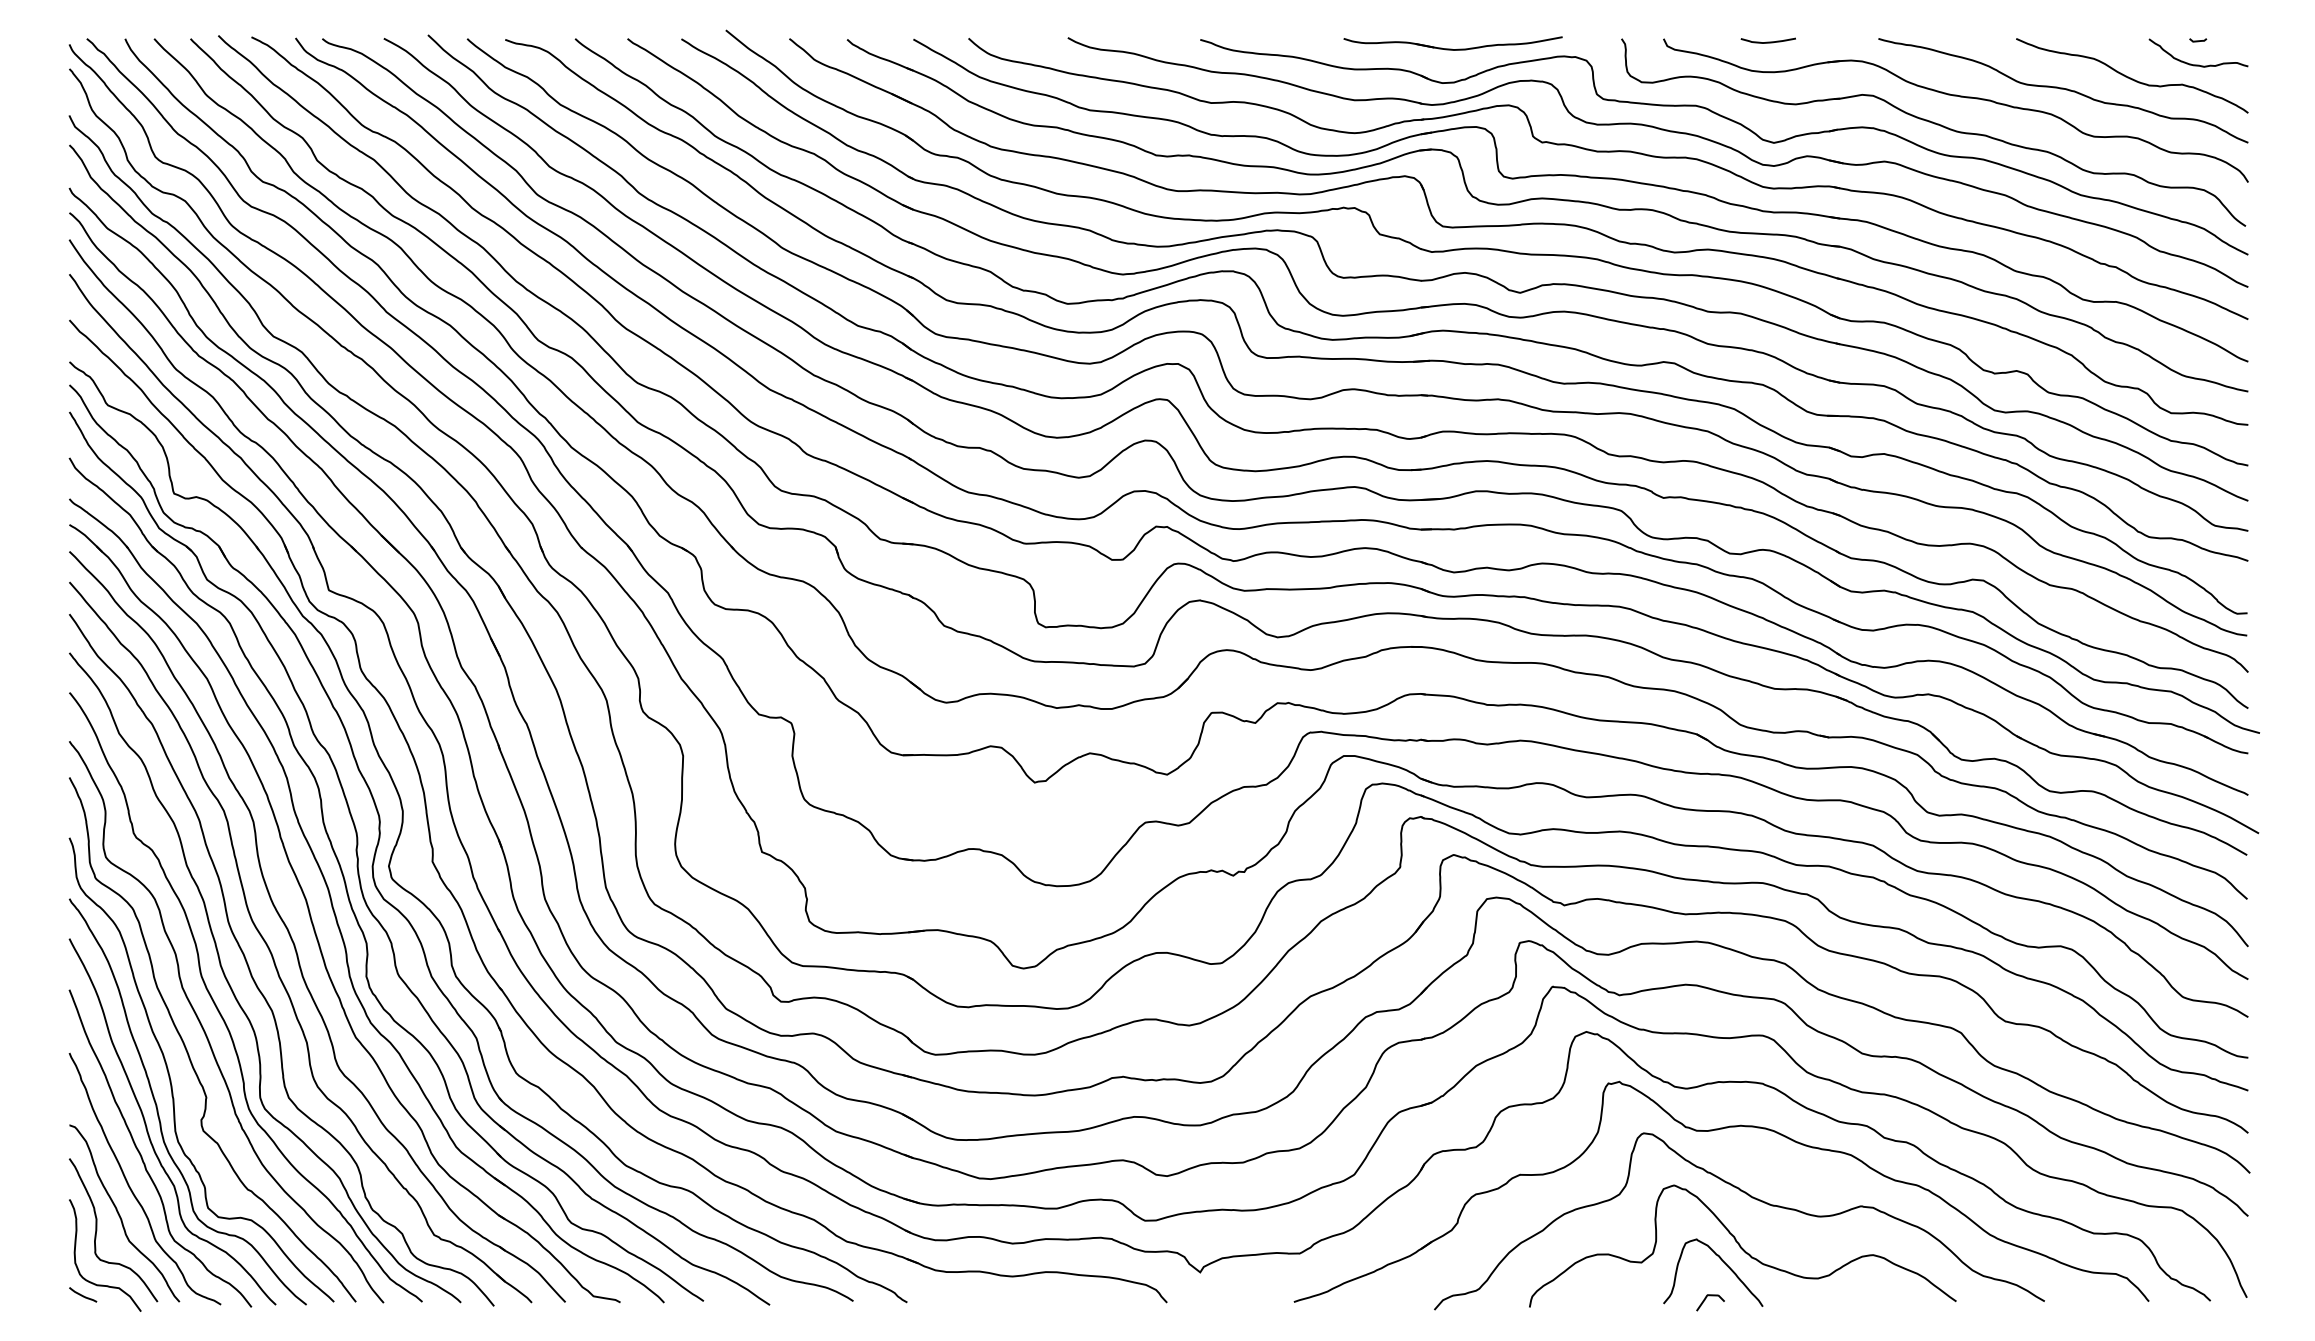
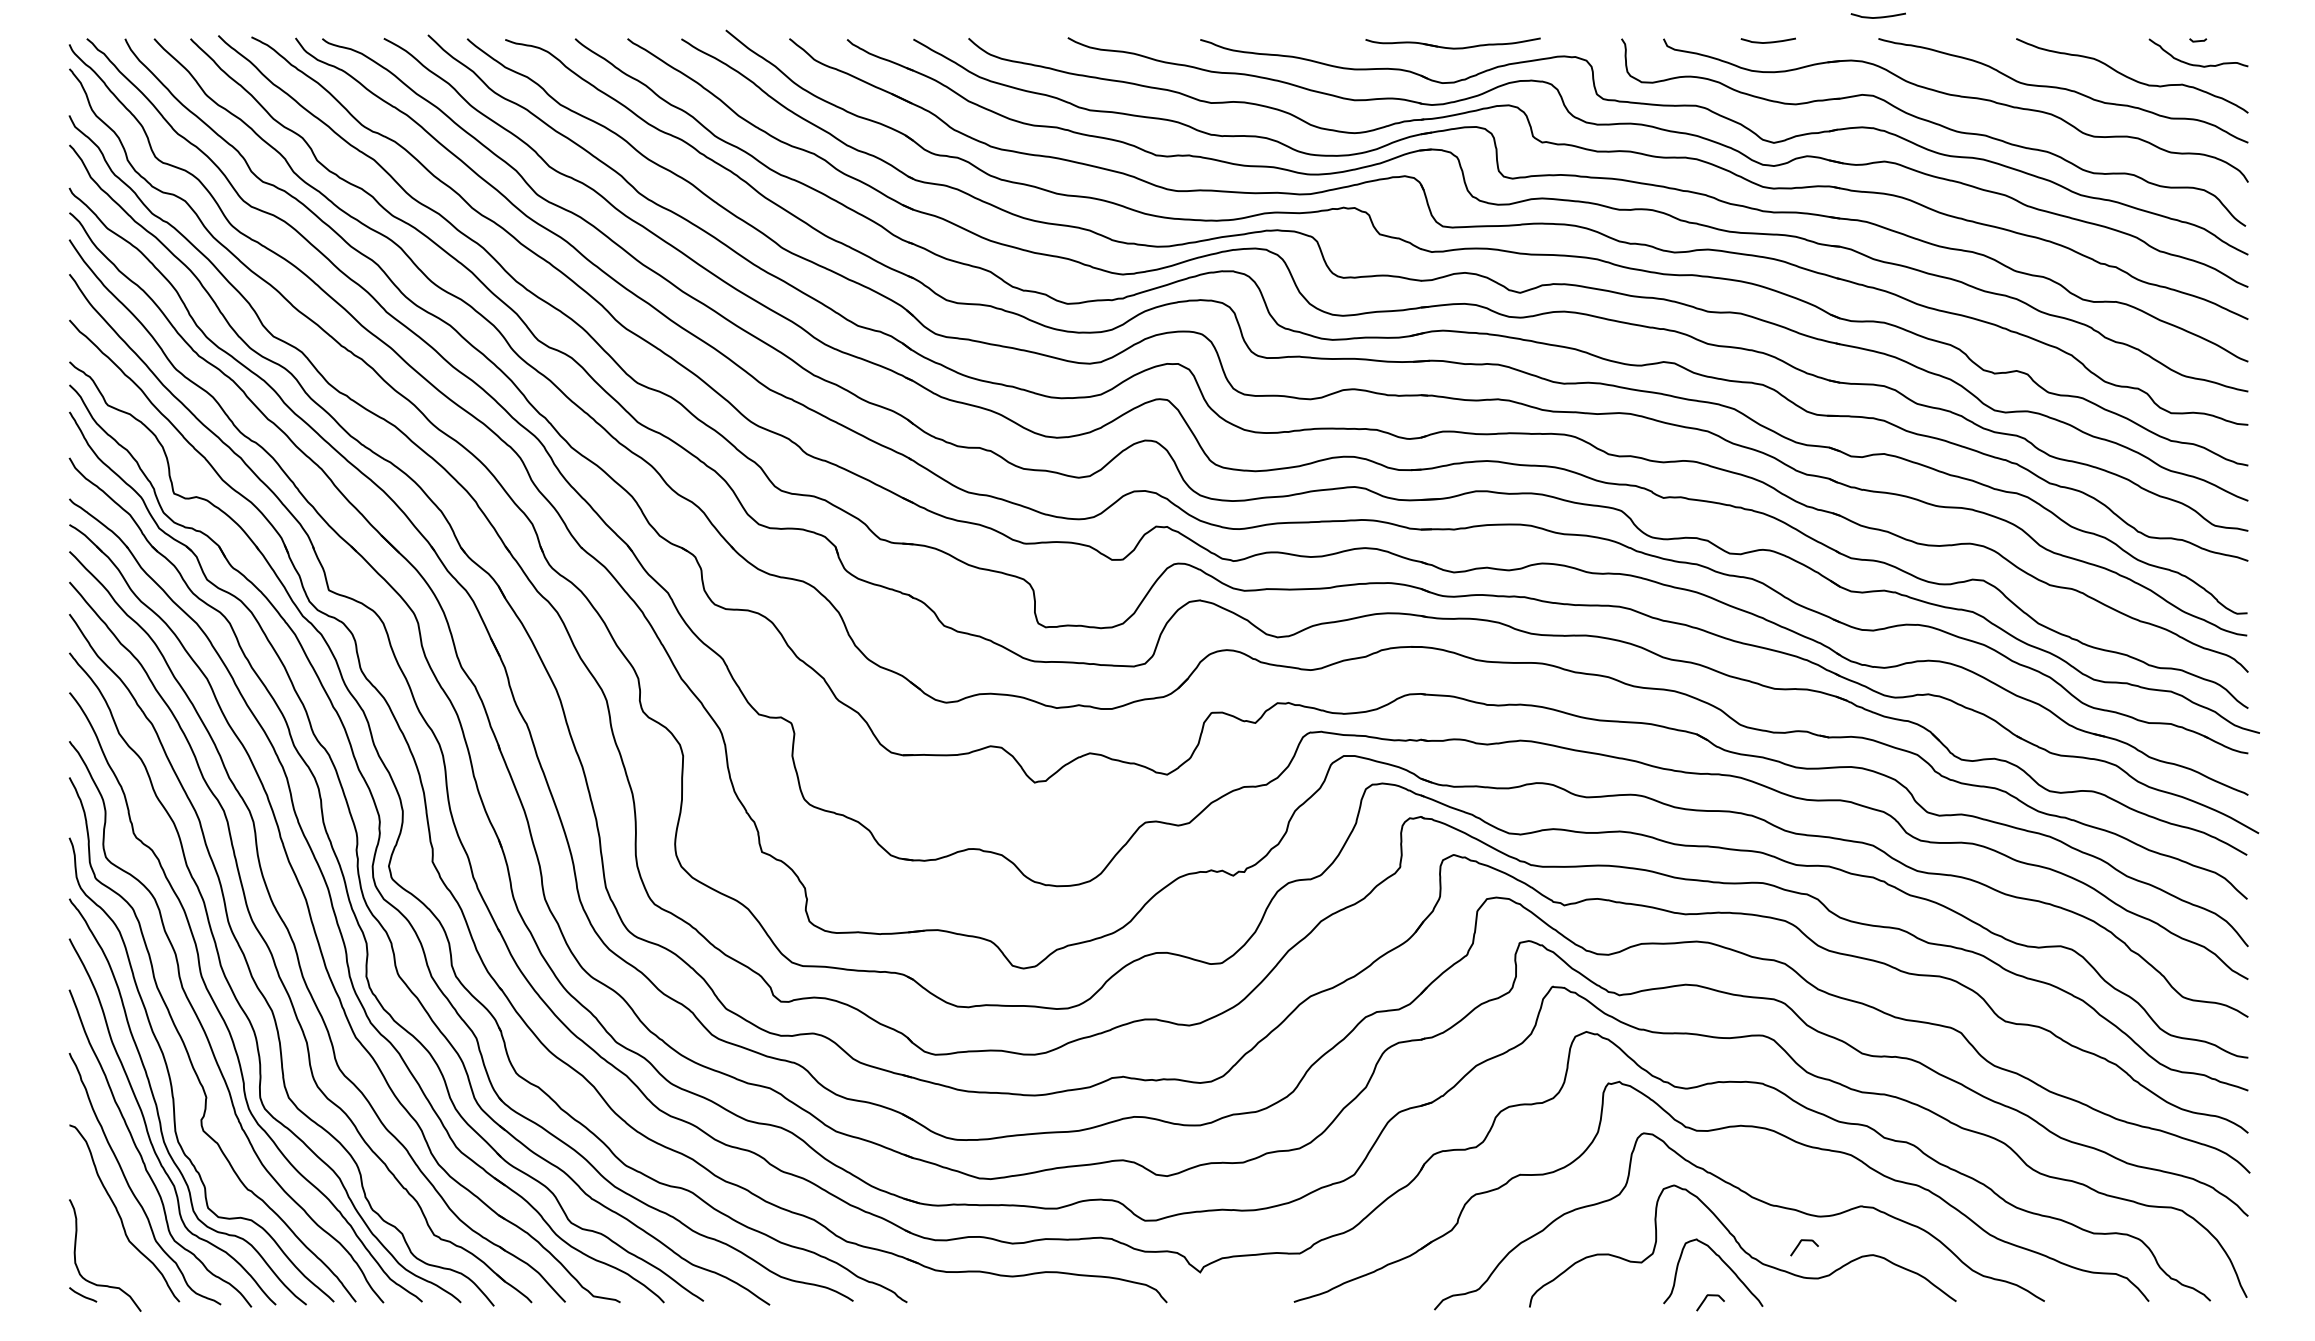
curve: none -> present (1877, 16)
part size: 220x15 px -> 176x13 px (1452, 43)
curve: present -> none (97, 1230)
curve: none -> present (1799, 1245)
